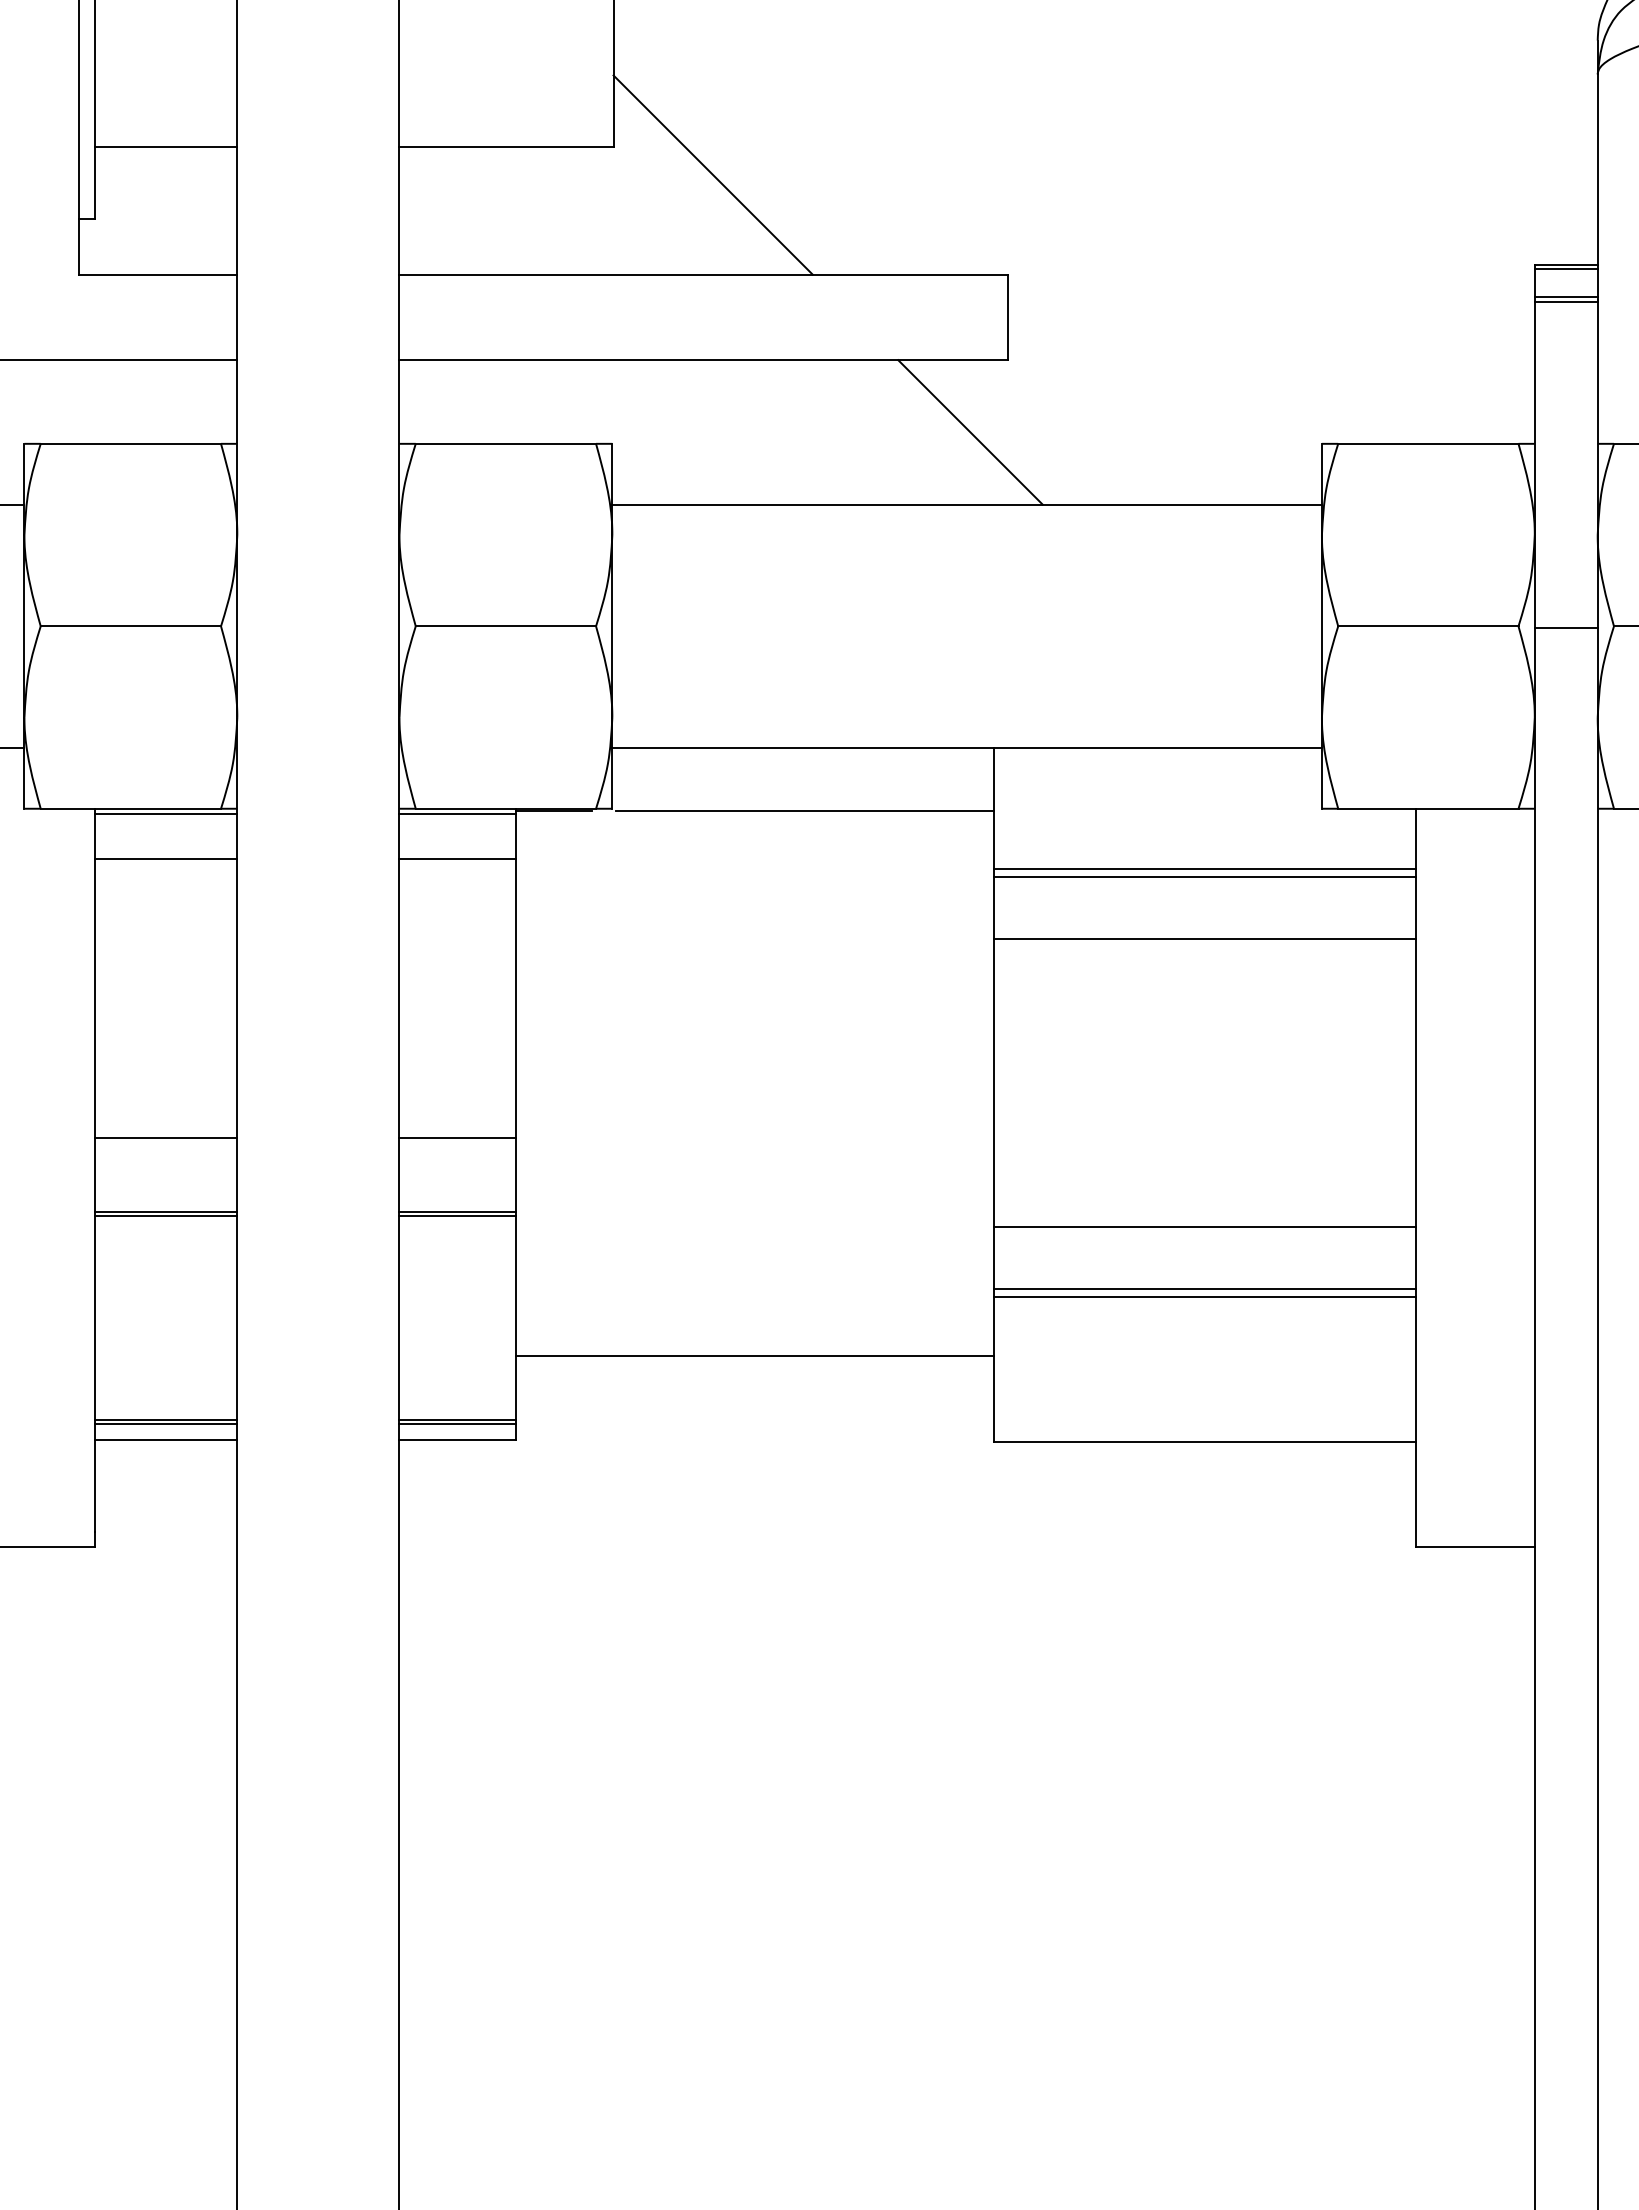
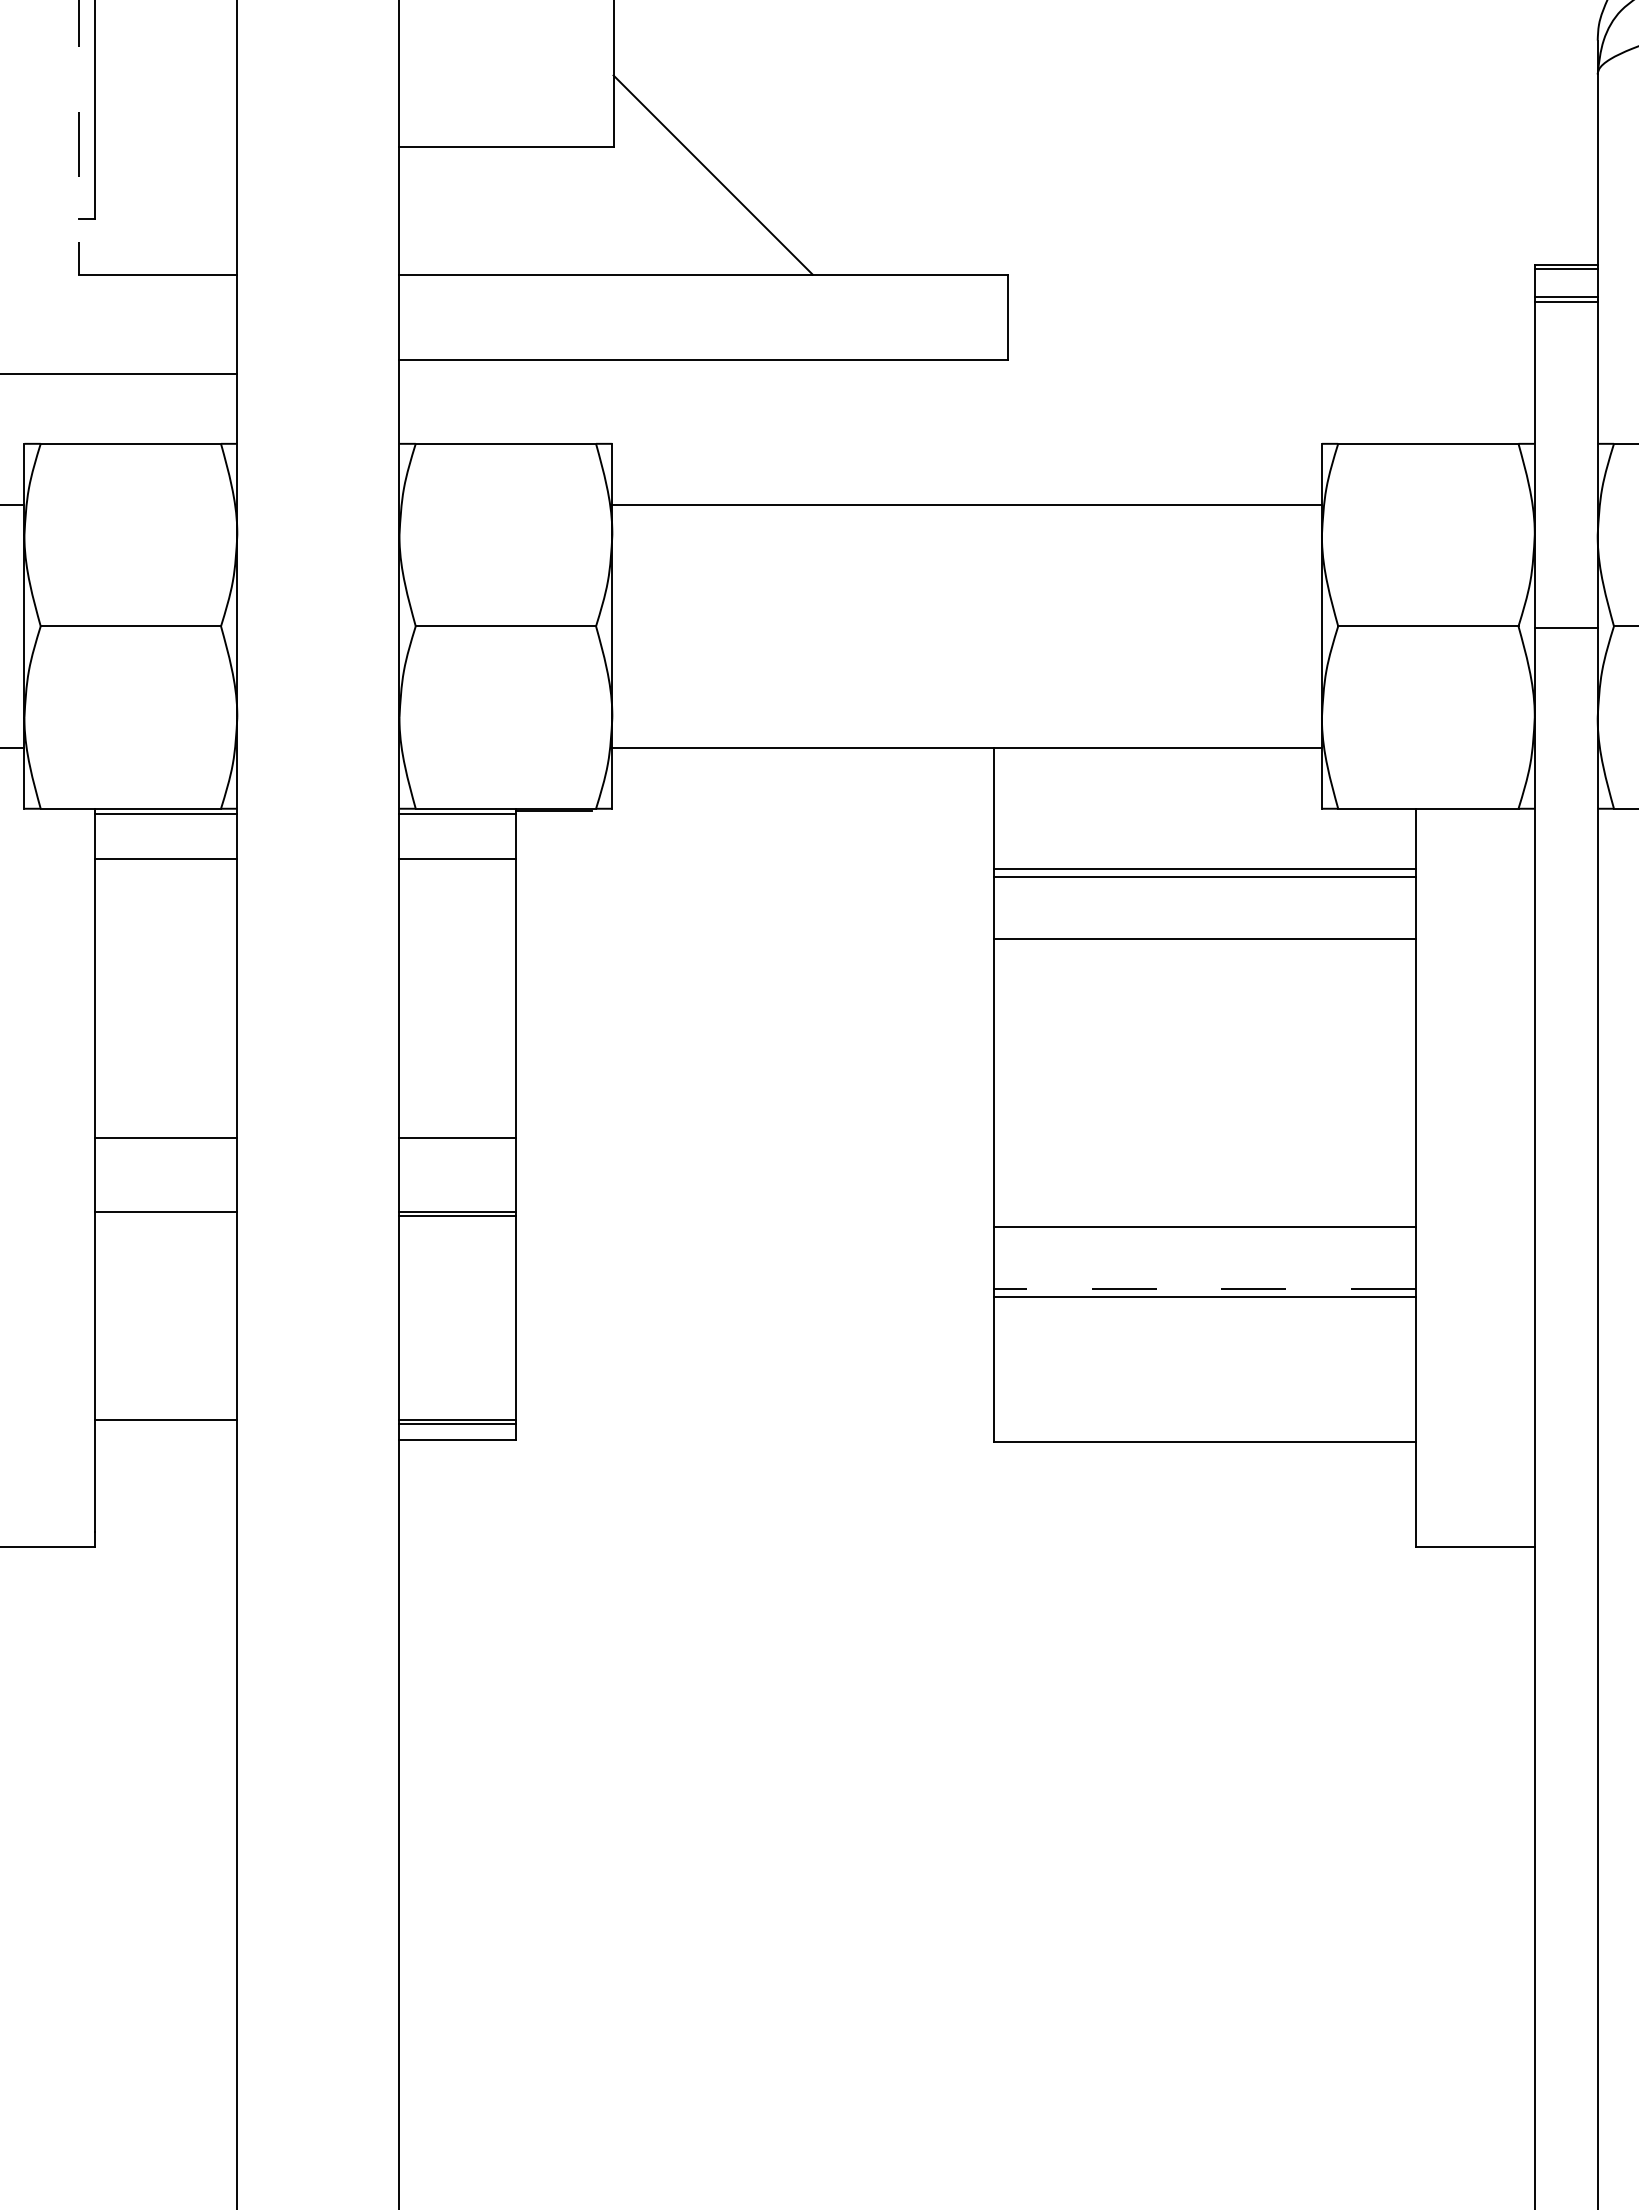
line: solid -> dashed (78, 138)
line: present -> none (165, 147)
line position: (119, 360) -> (119, 374) (119, 374)
line: present -> none (970, 432)
line: present -> none (805, 810)
line: present -> none (165, 1216)
line: solid -> dashed (1205, 1288)
line: present -> none (755, 1355)
line: present -> none (165, 1423)
line: present -> none (165, 1440)
